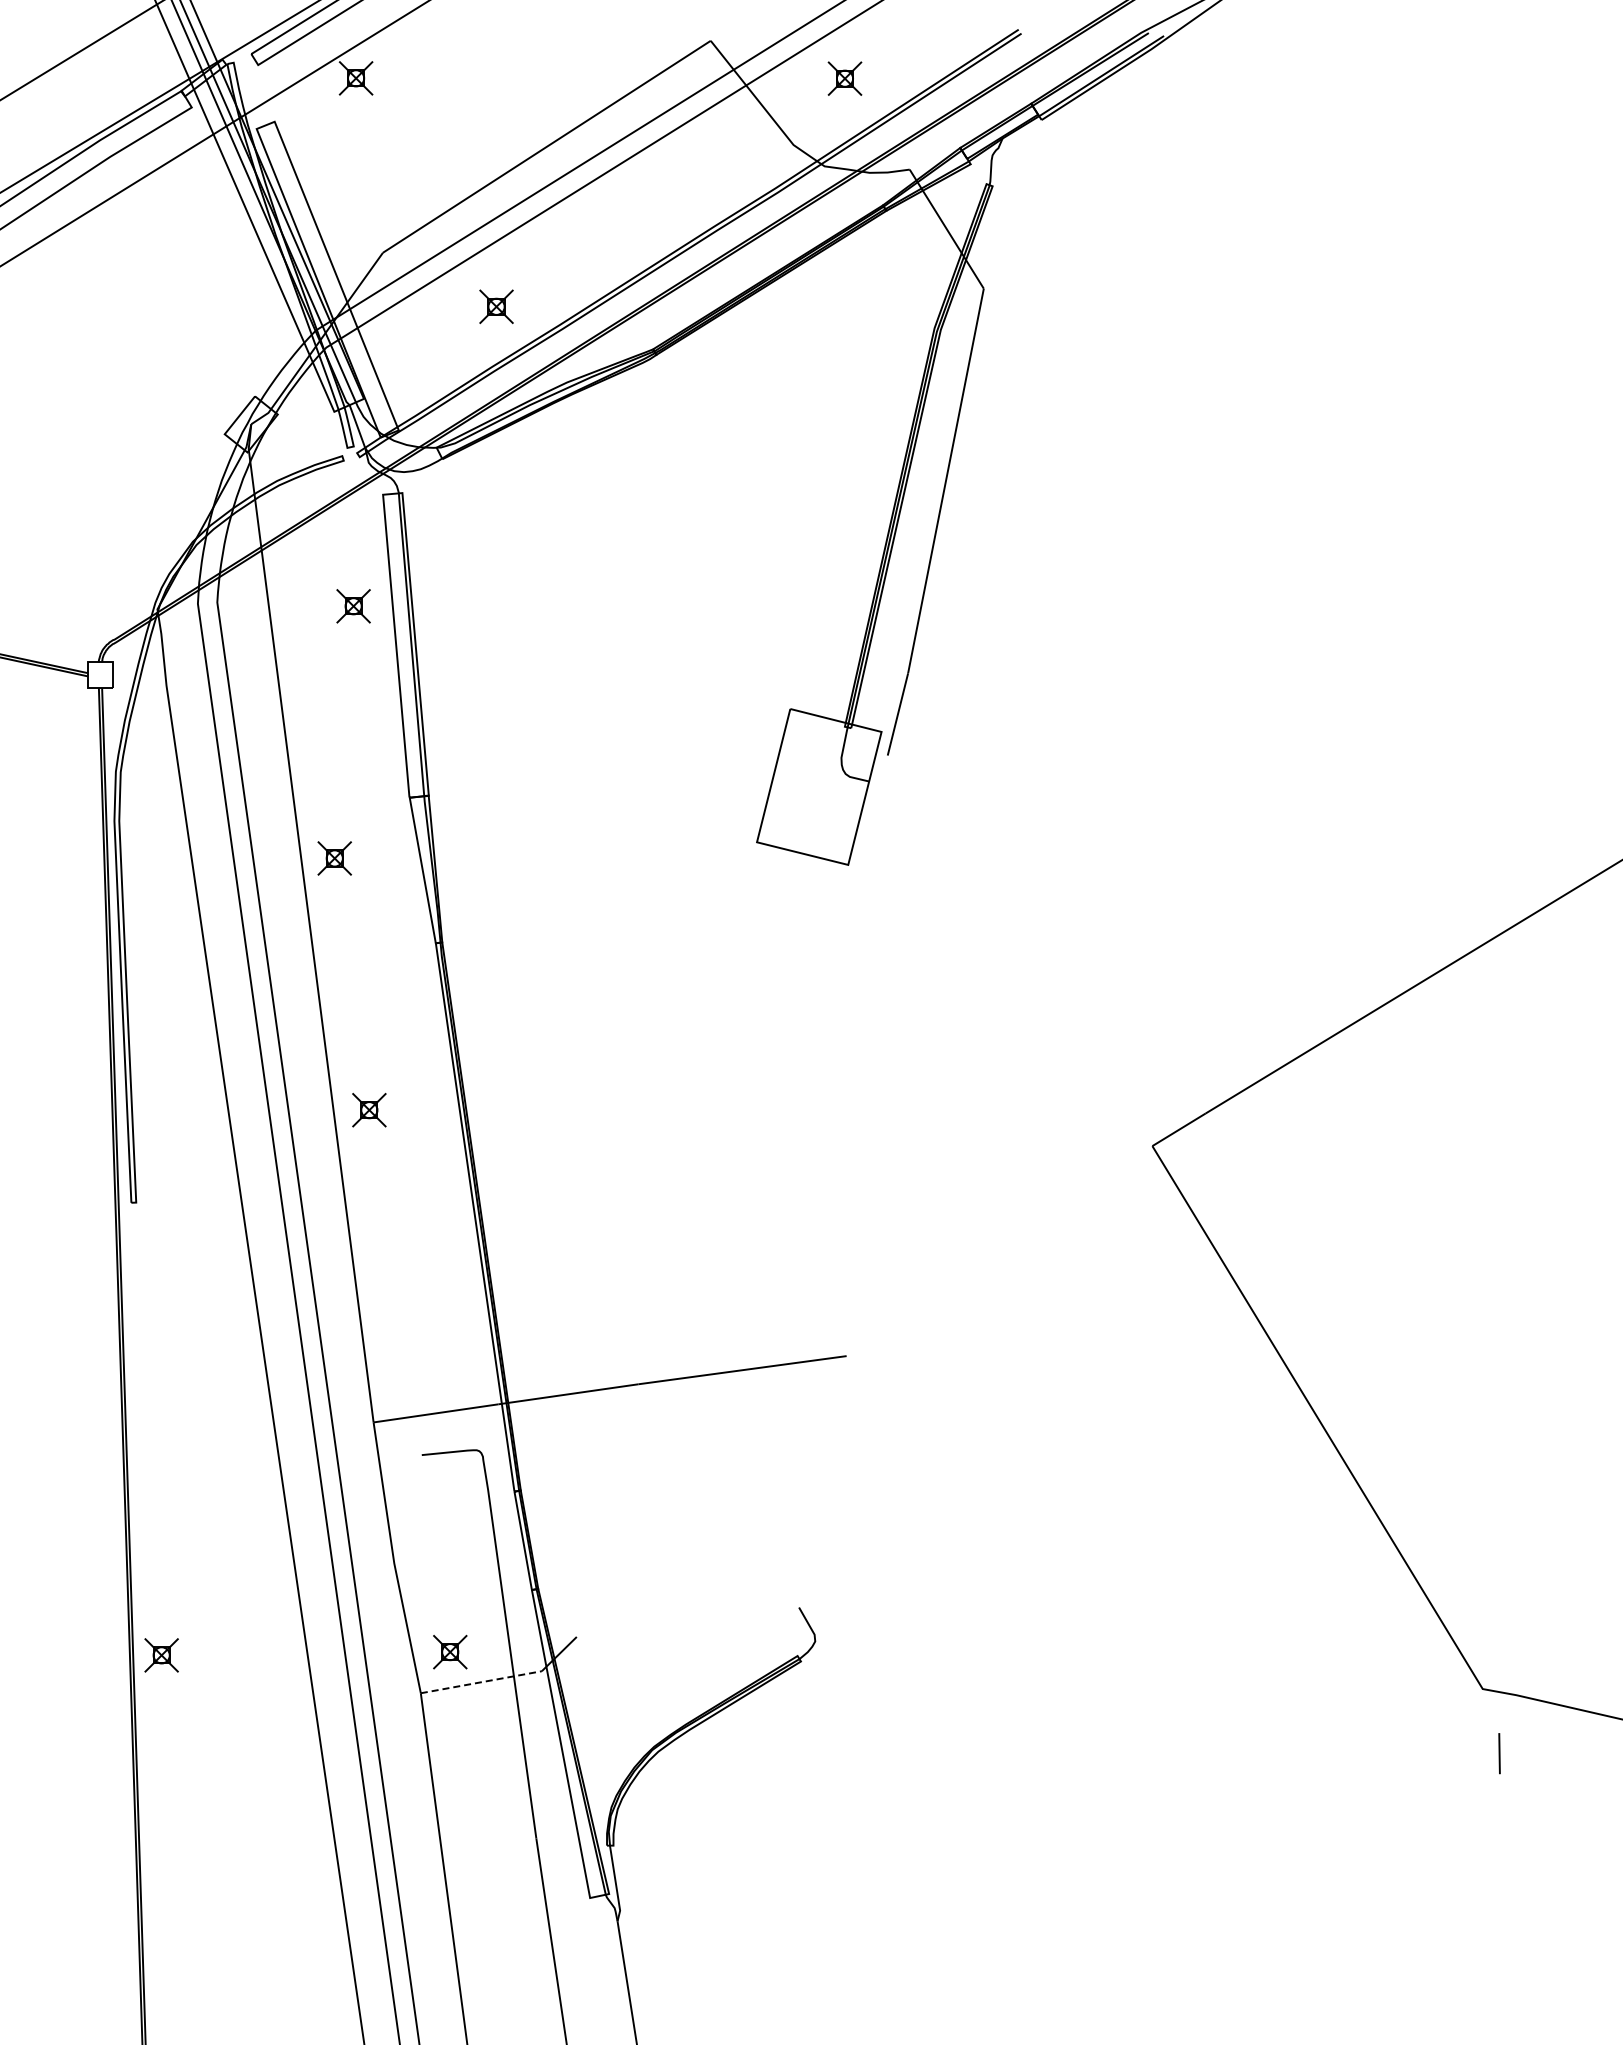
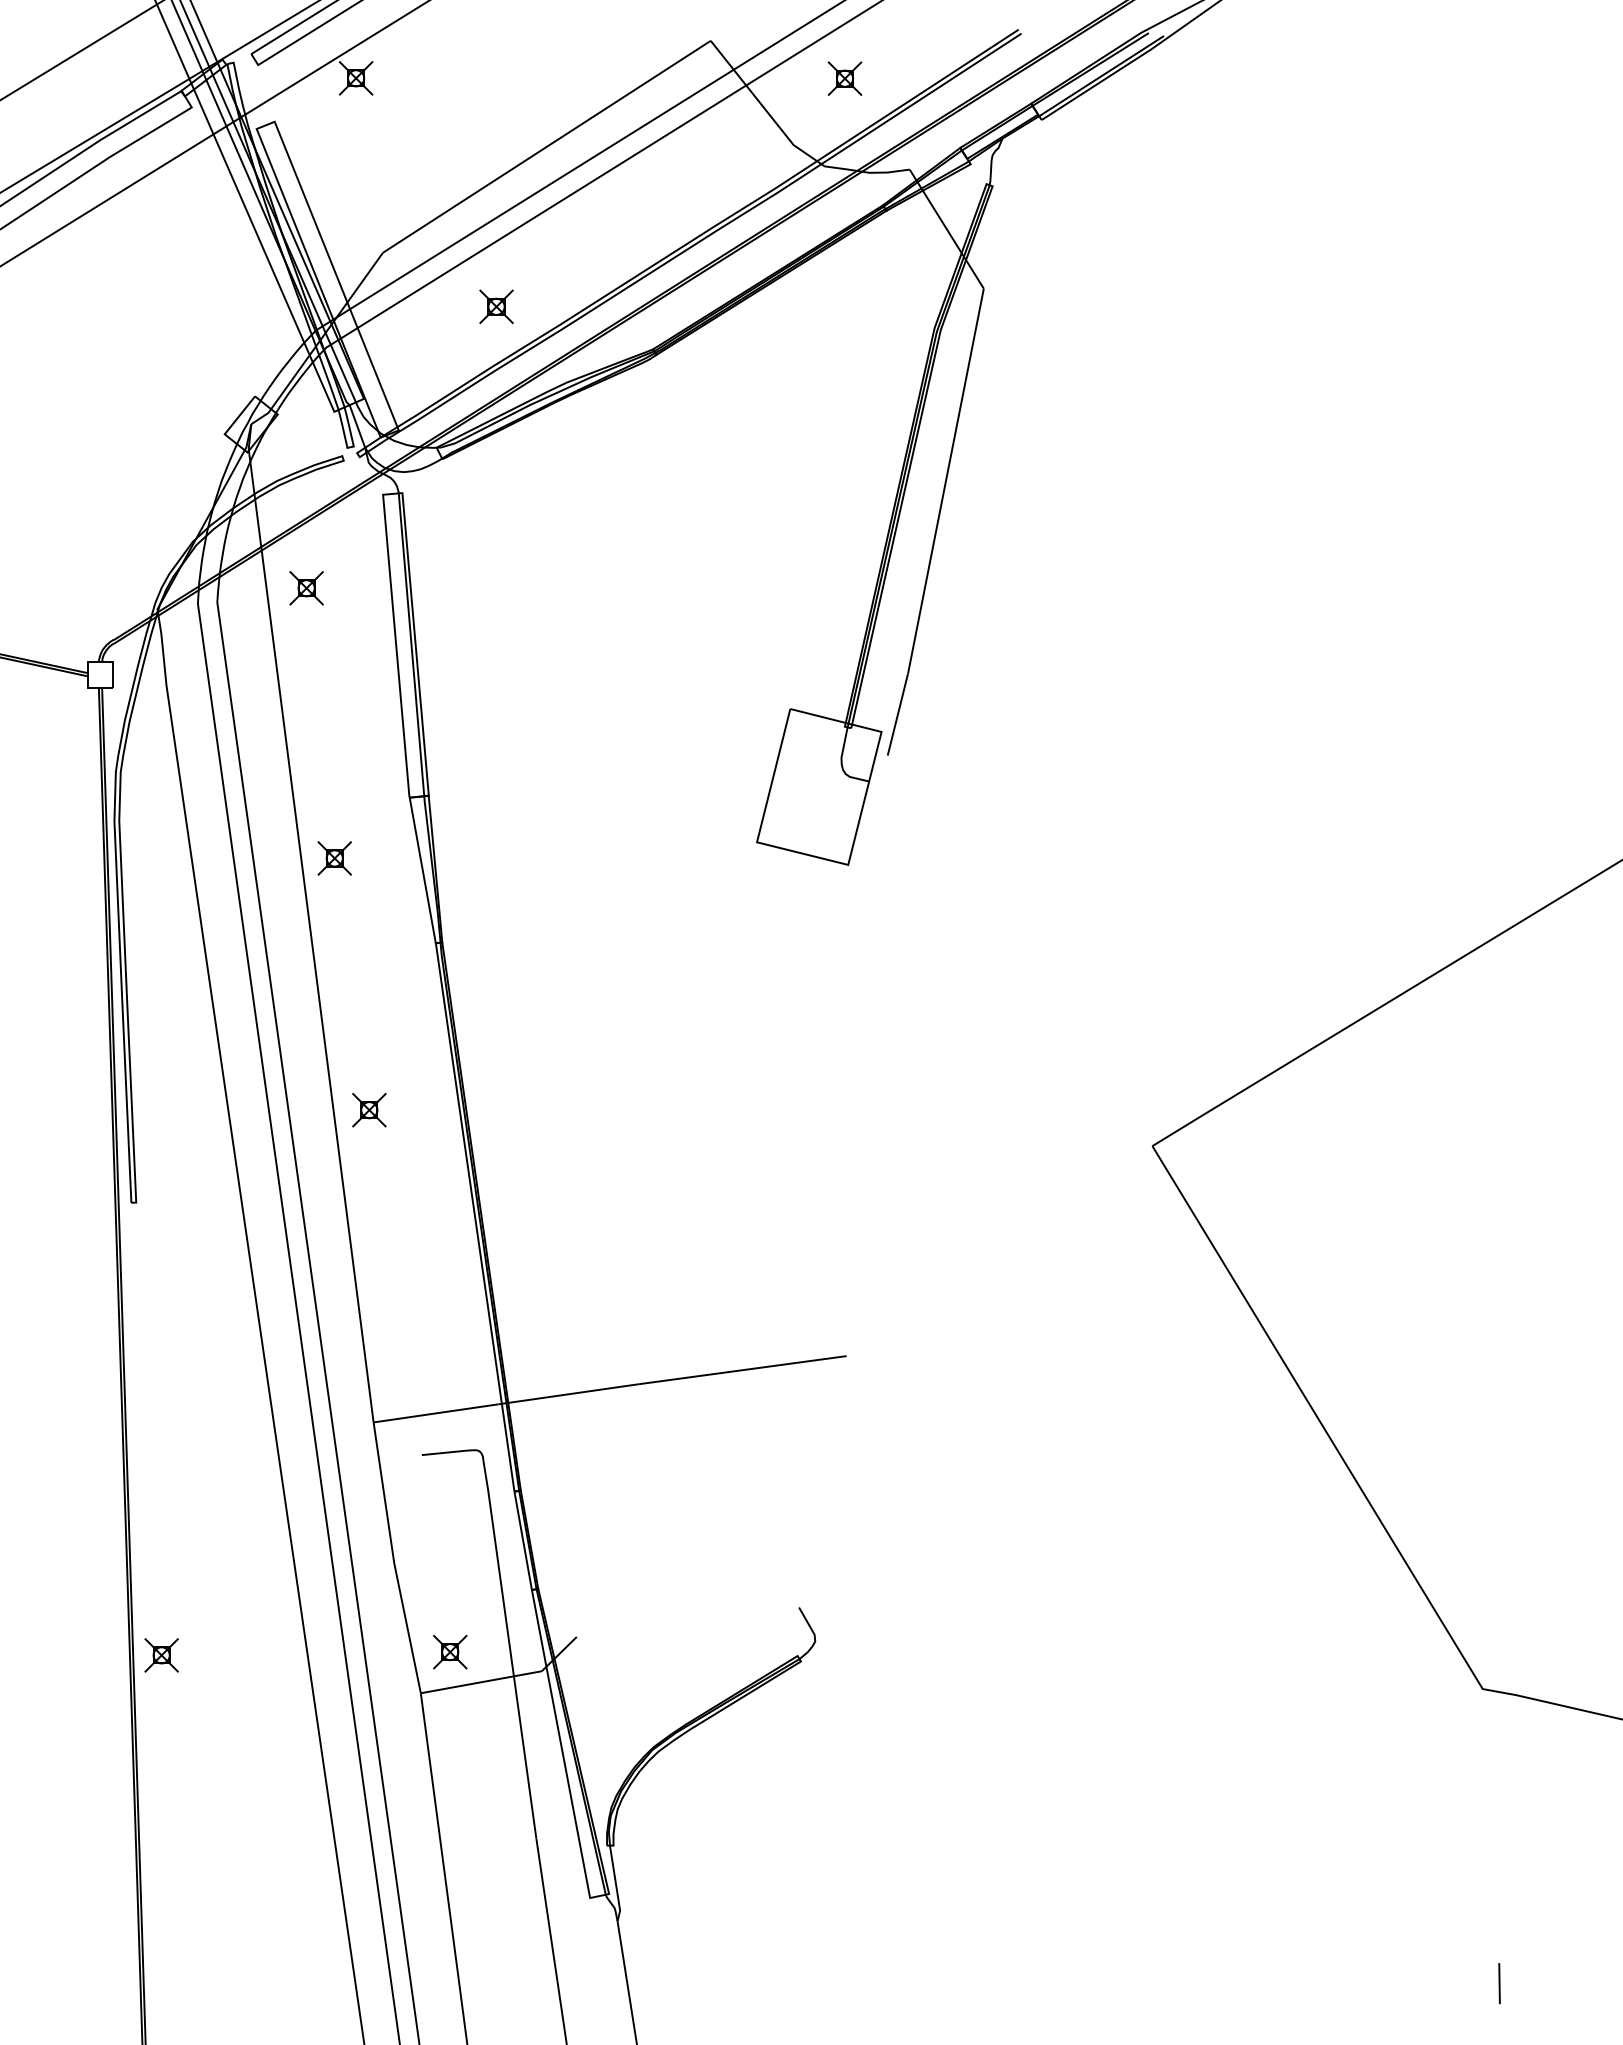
part position: (353, 606) -> (306, 588) (306, 588)
line: dashed -> solid (481, 1682)
line position: (1499, 1753) -> (1499, 1983) (1499, 1983)
